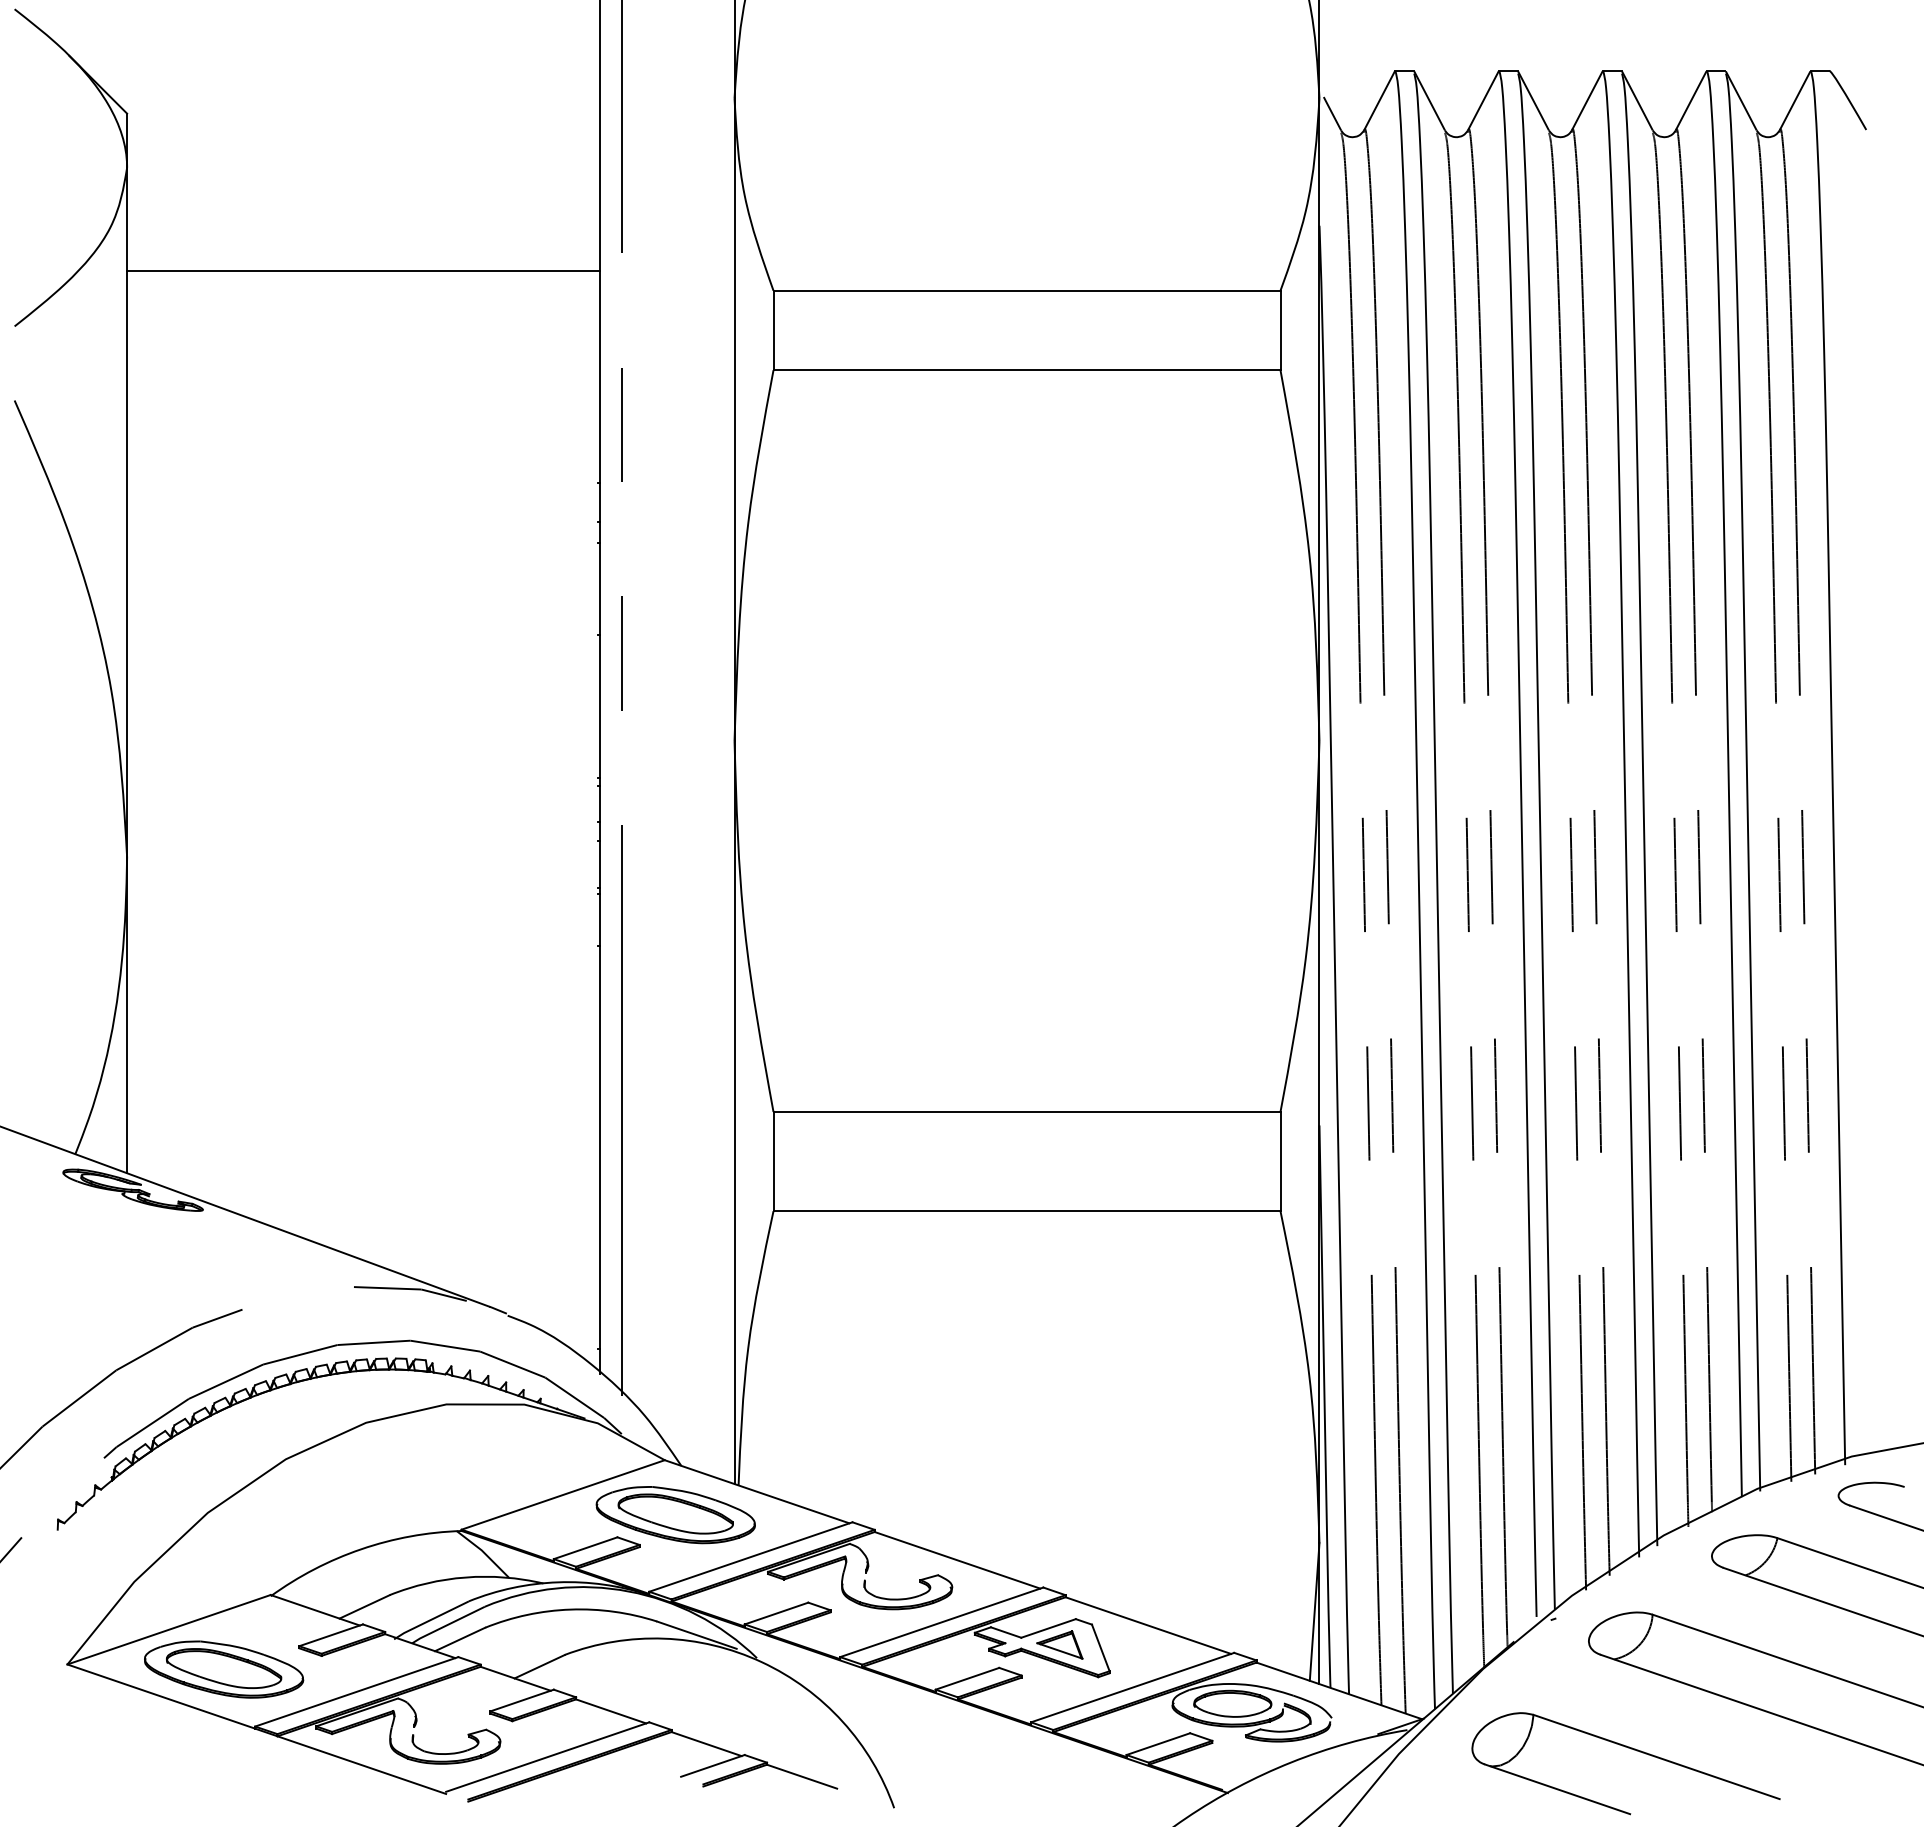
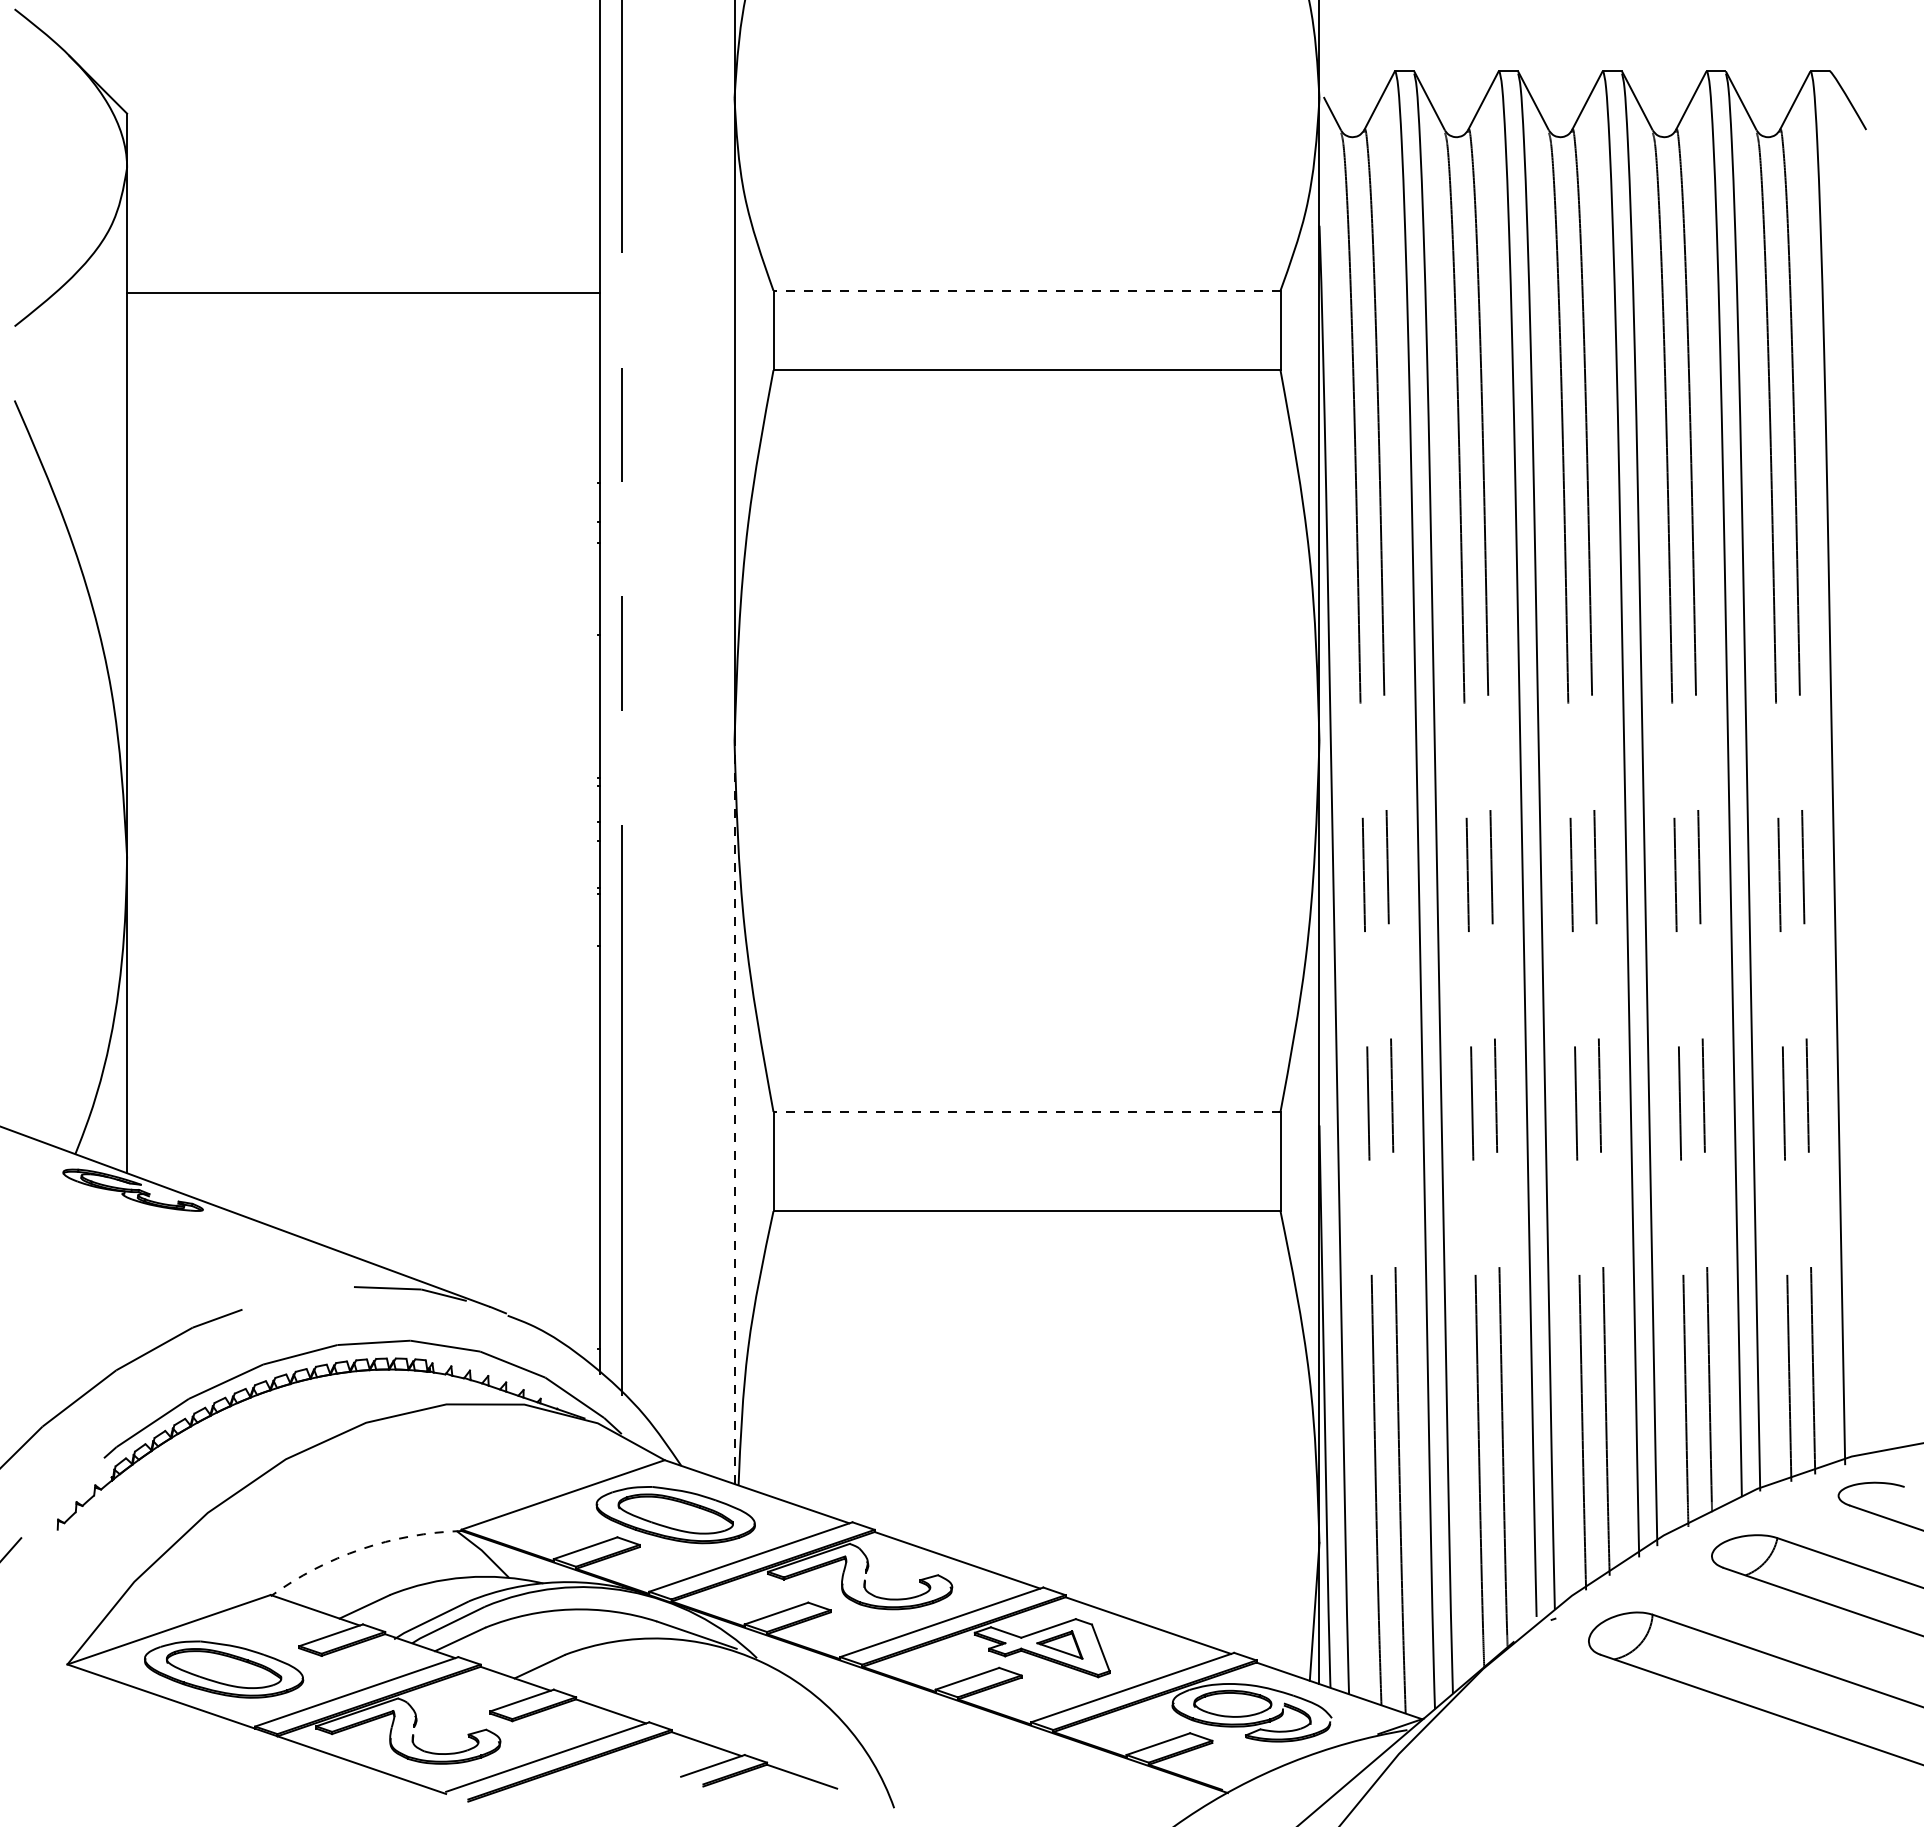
line position: (363, 271) -> (363, 293) (363, 293)
line: solid -> dashed (1026, 290)
line: solid -> dashed (1026, 1111)
line: solid -> dashed (734, 1112)
arc: solid -> dashed (361, 1549)
part: present -> none (1631, 1749)
